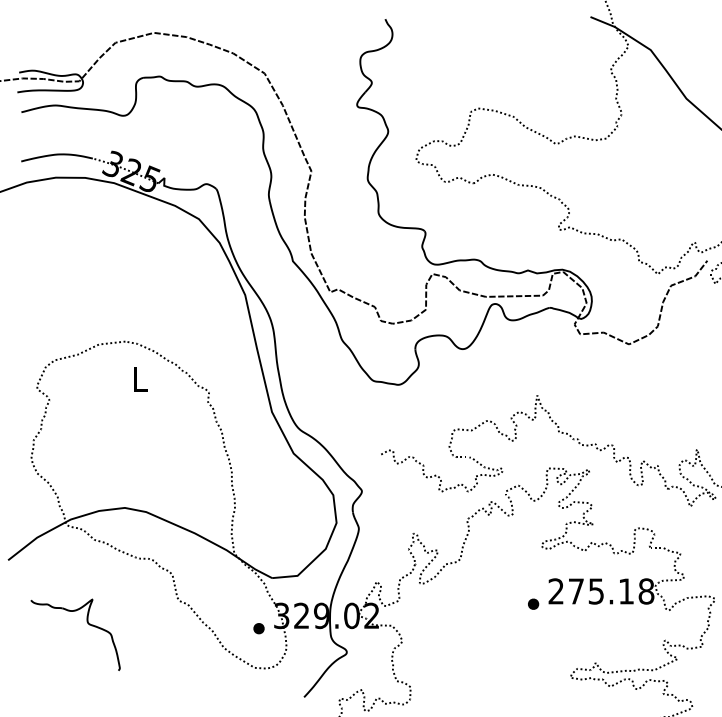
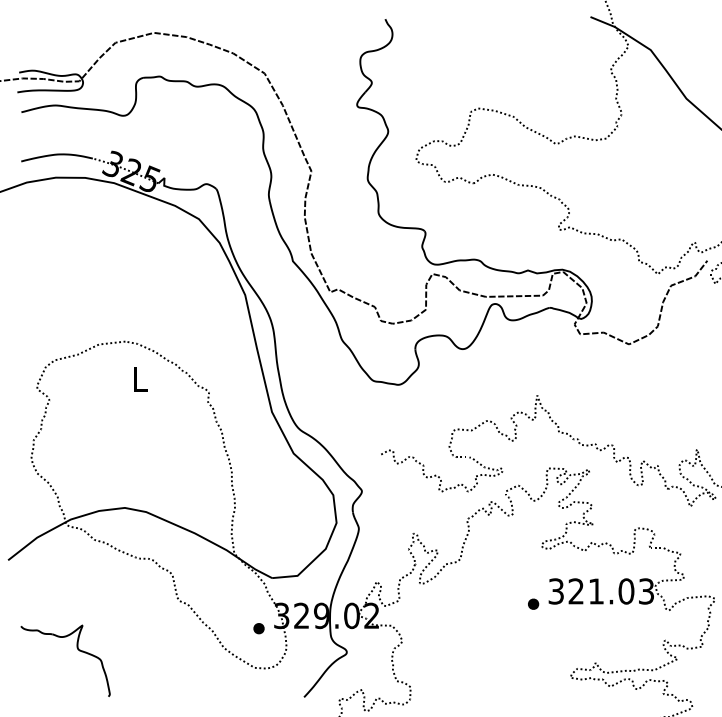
text: 275.18 -> 321.03 (601, 591)
part position: (87, 623) -> (77, 649) (77, 649)
